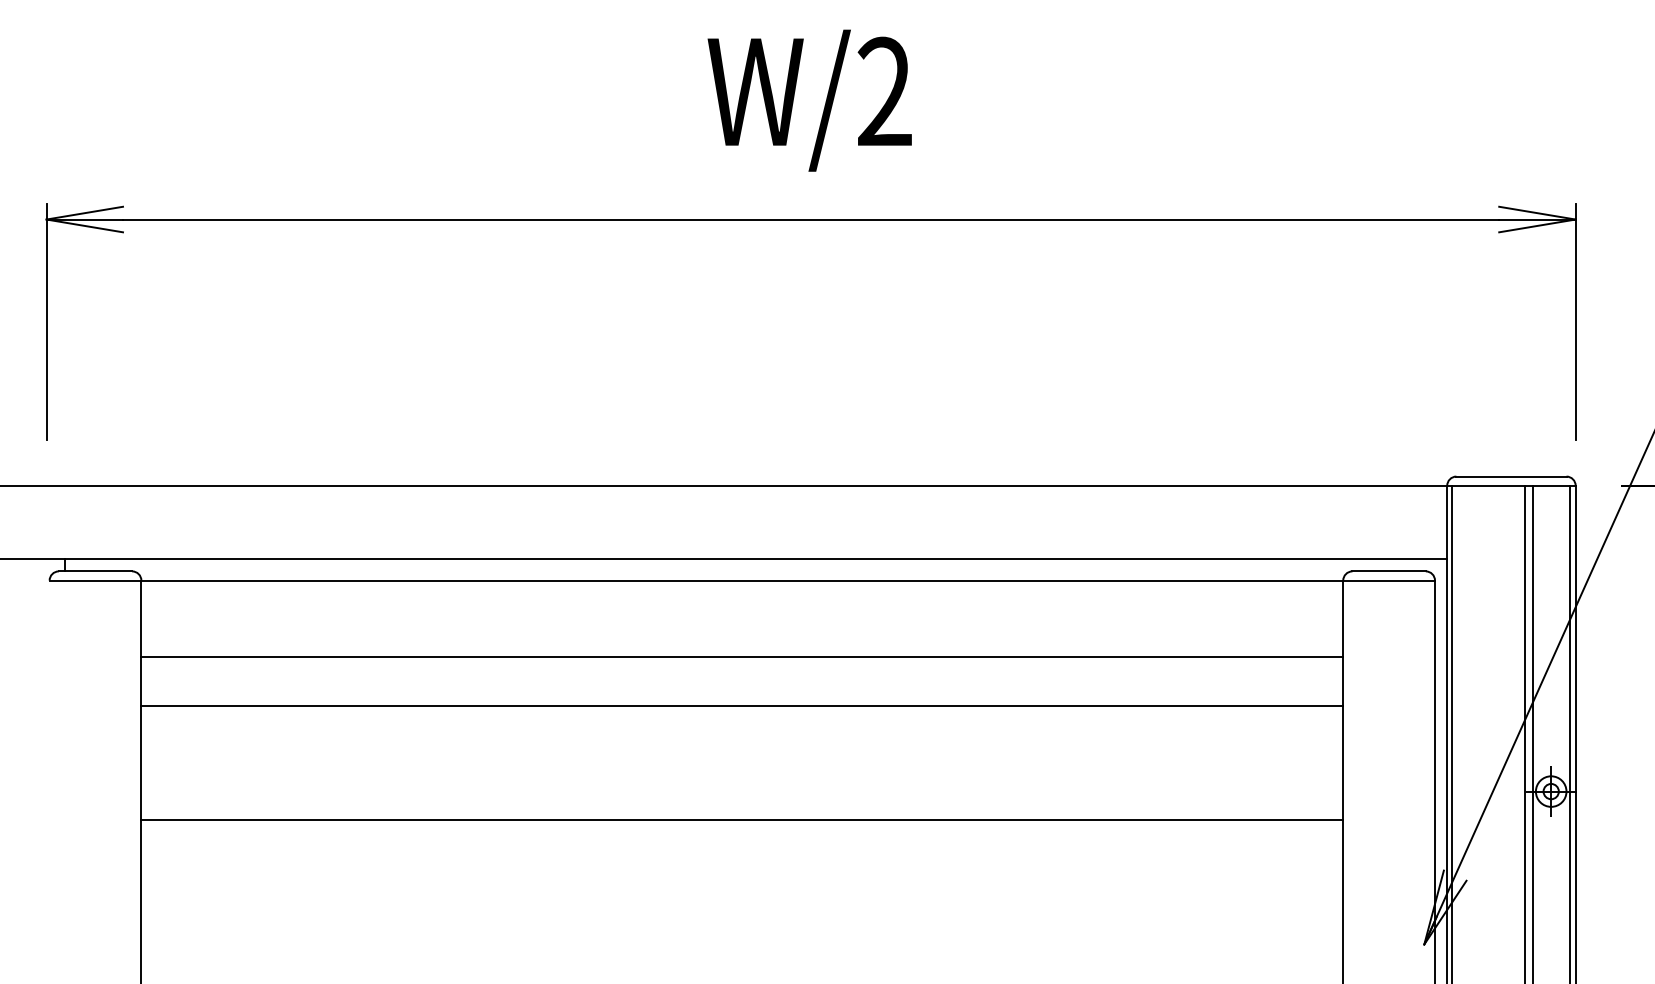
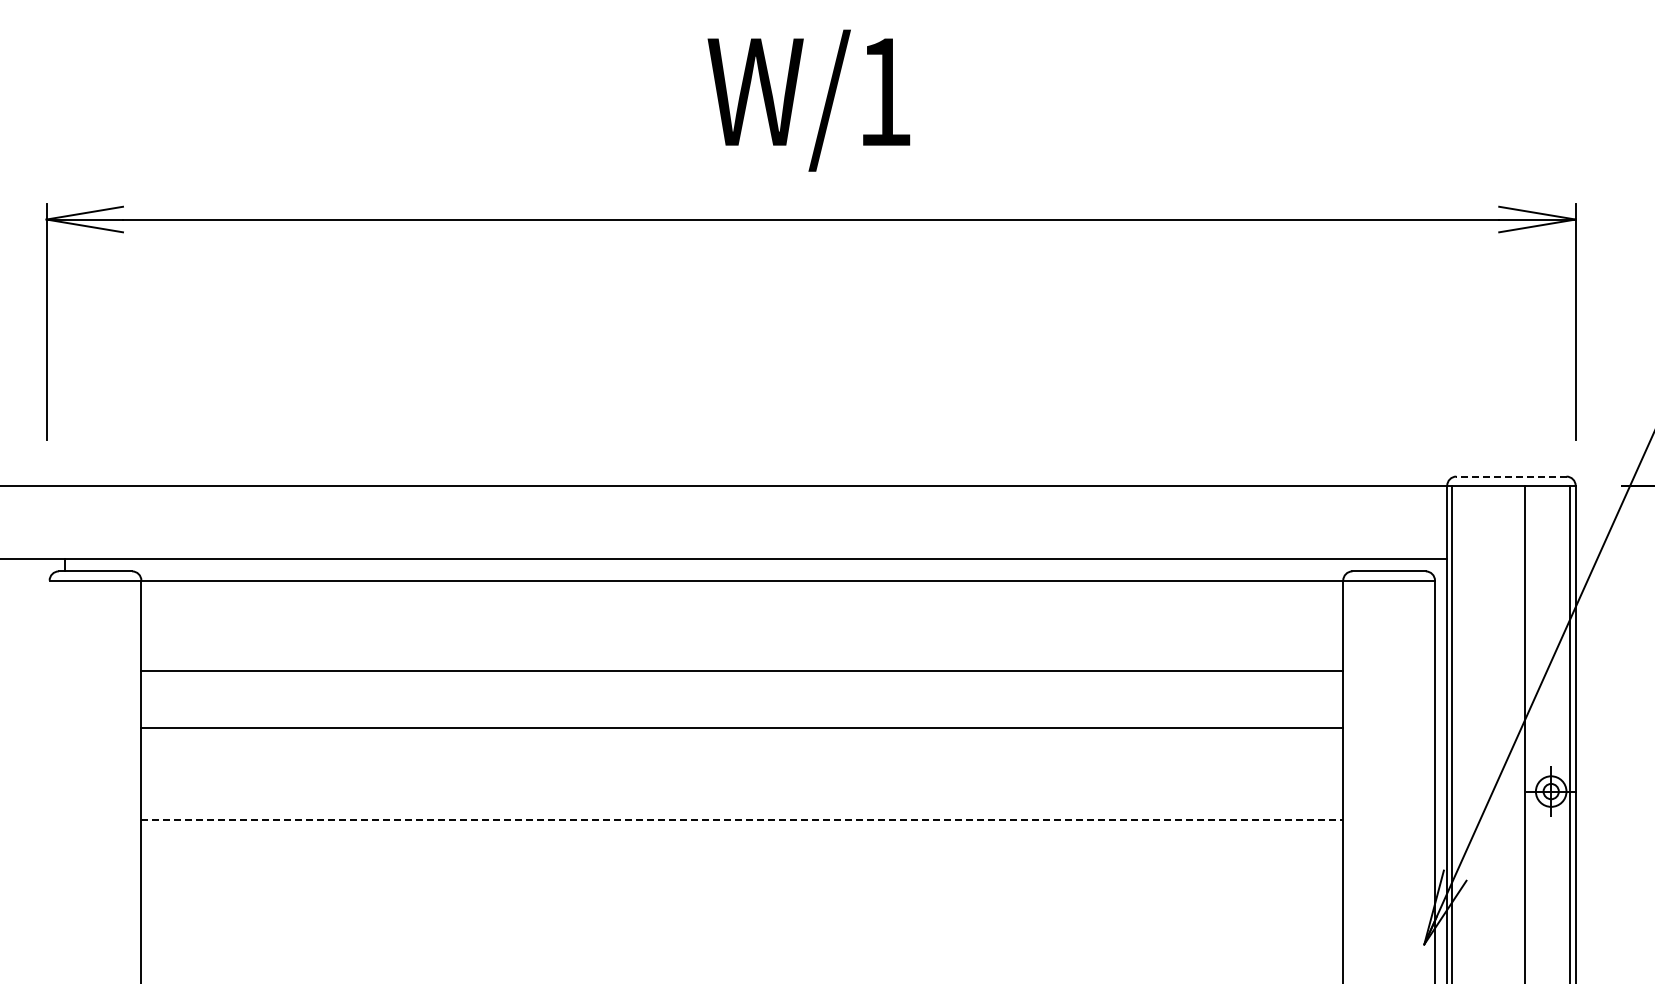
text: W/2 -> W/1 (884, 90)
line: solid -> dashed (1510, 476)
line position: (742, 657) -> (742, 671) (742, 671)
line position: (742, 705) -> (742, 727) (742, 727)
line: present -> none (1532, 732)
line: solid -> dashed (742, 820)
